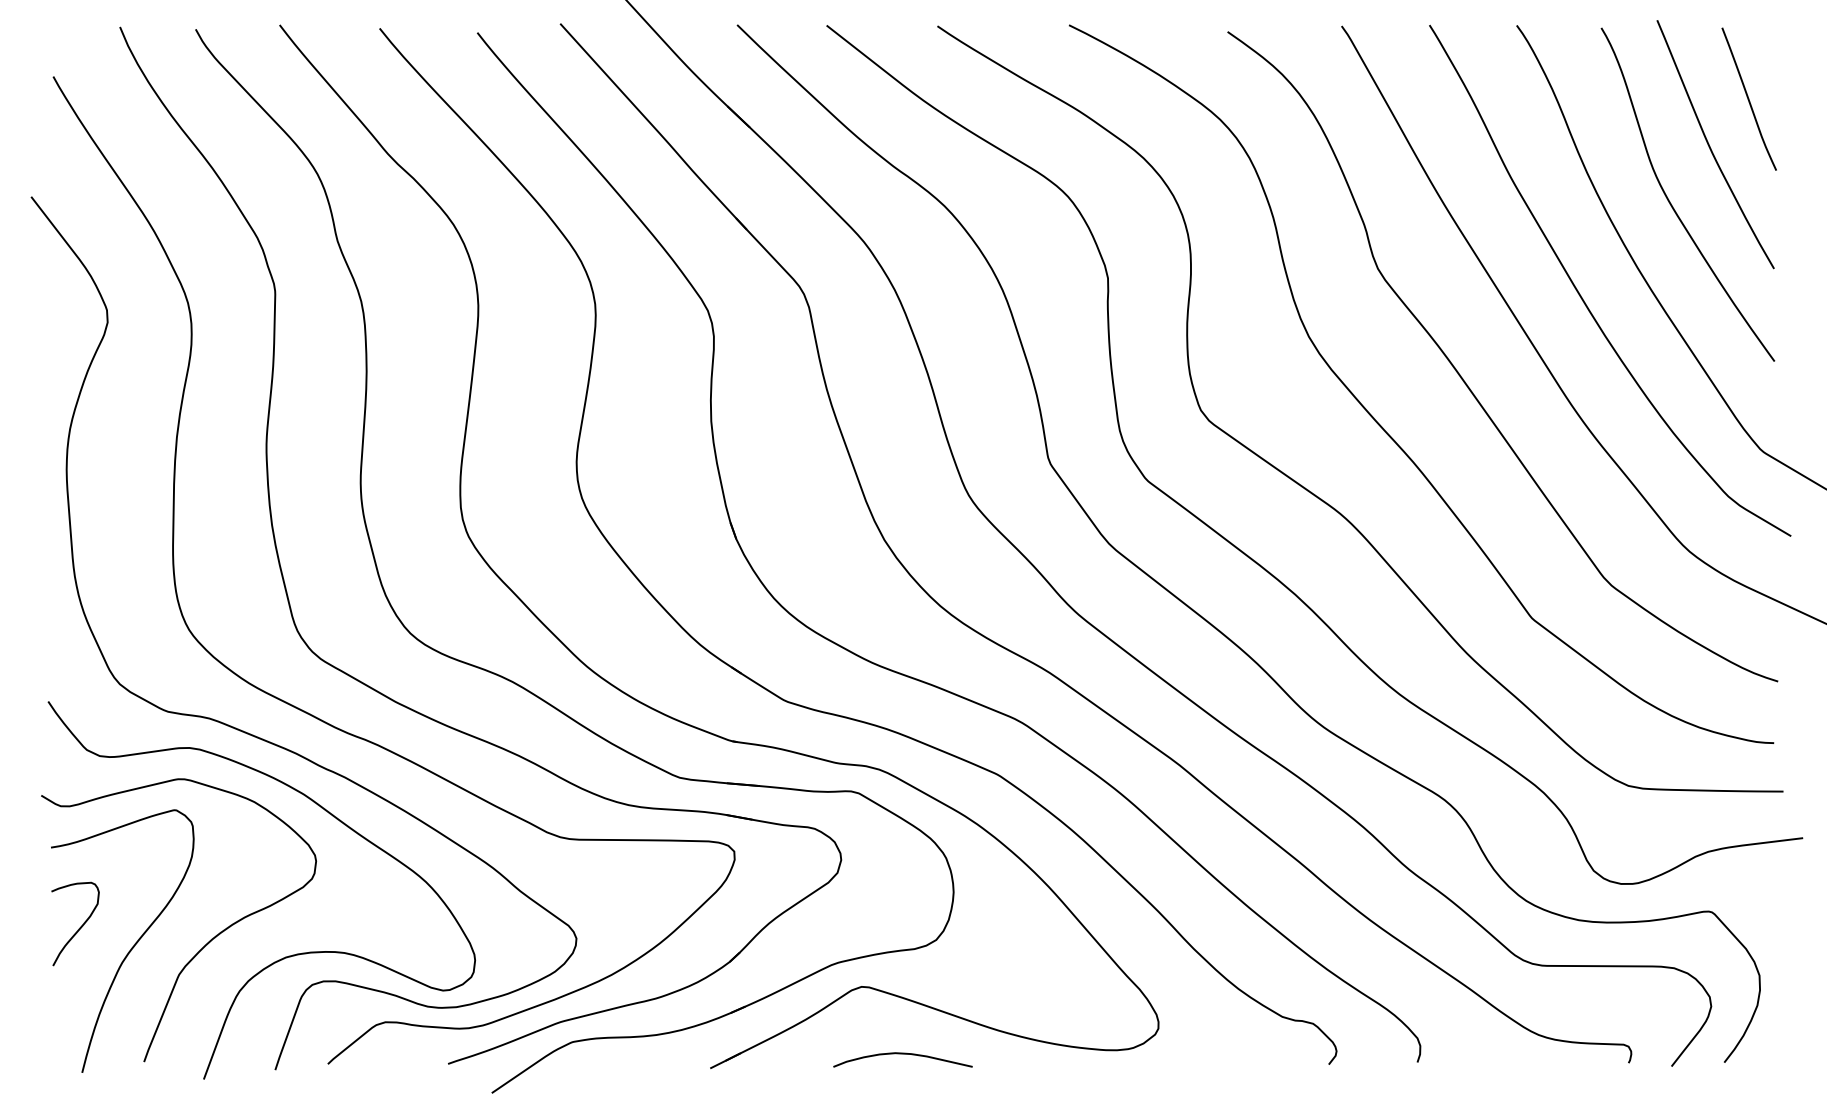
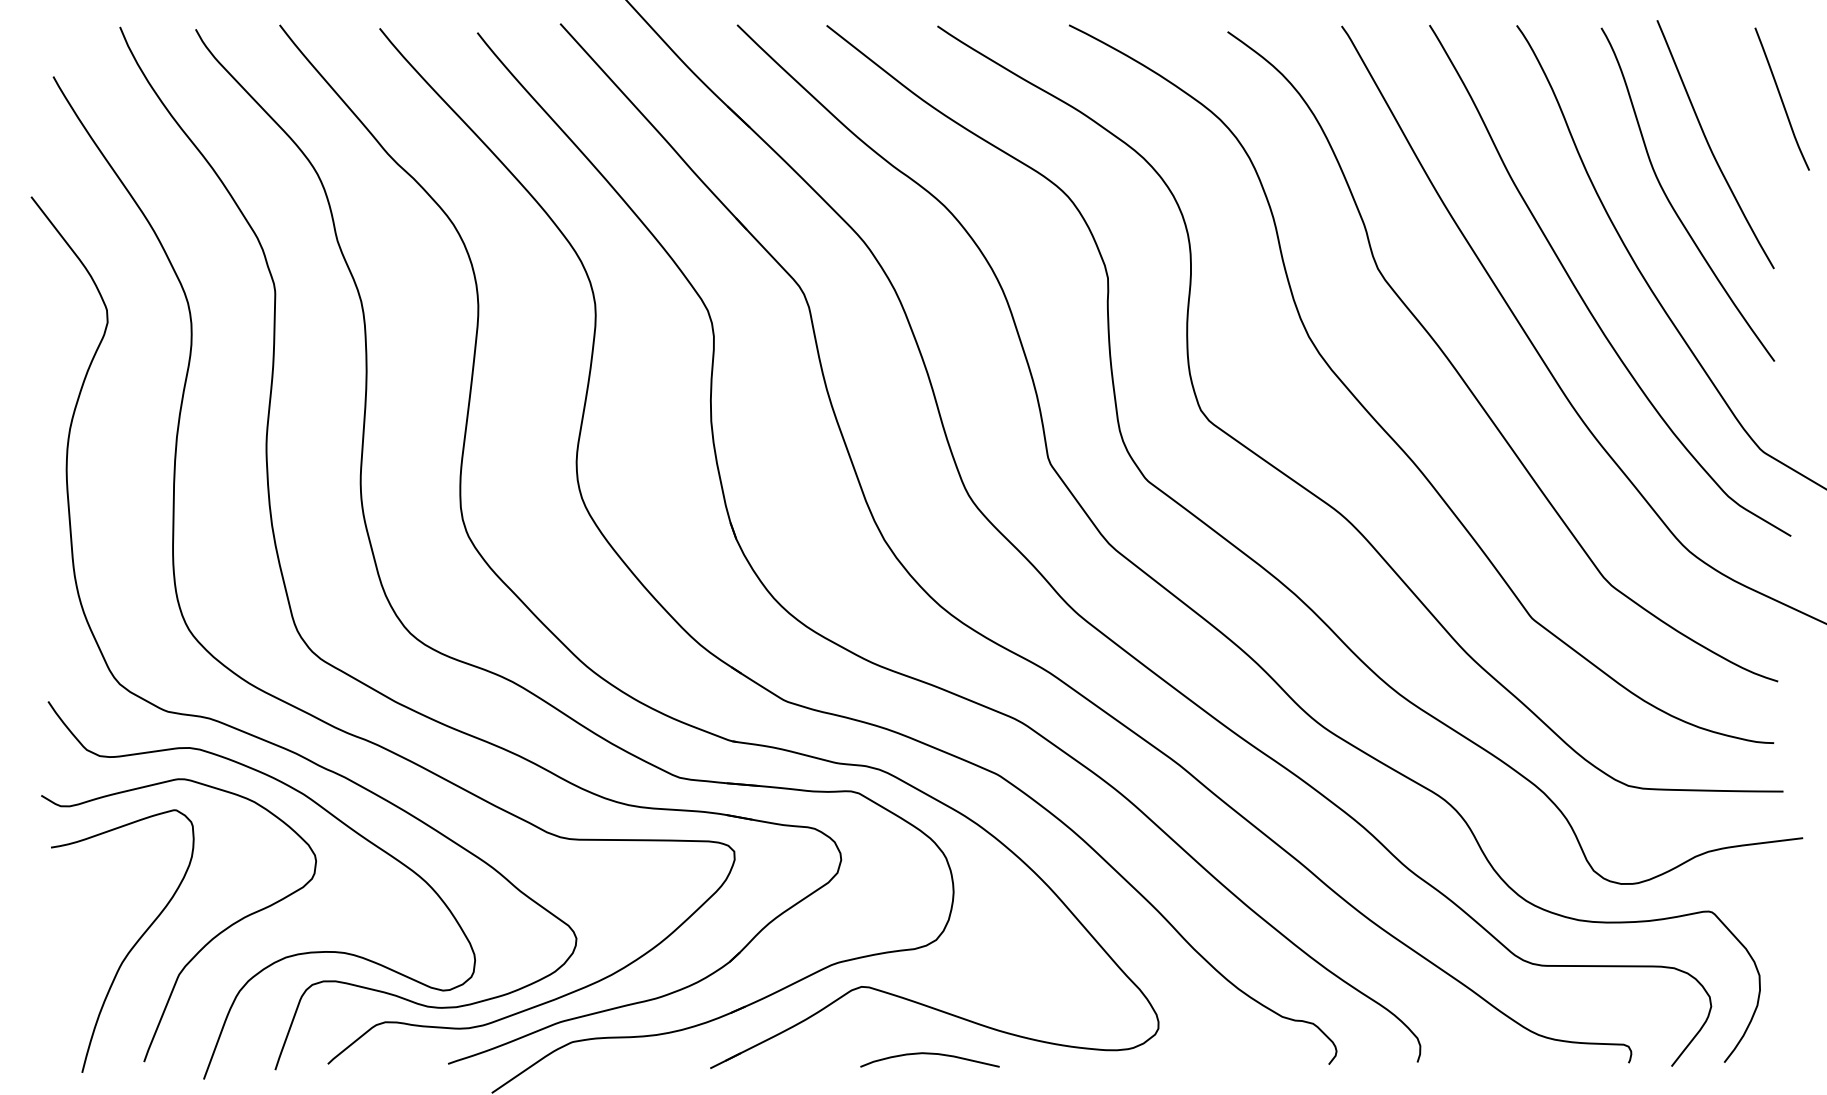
curve position: (1748, 98) -> (1781, 98) (1781, 98)
curve: present -> none (79, 927)
curve position: (902, 1054) -> (929, 1054) (929, 1054)
